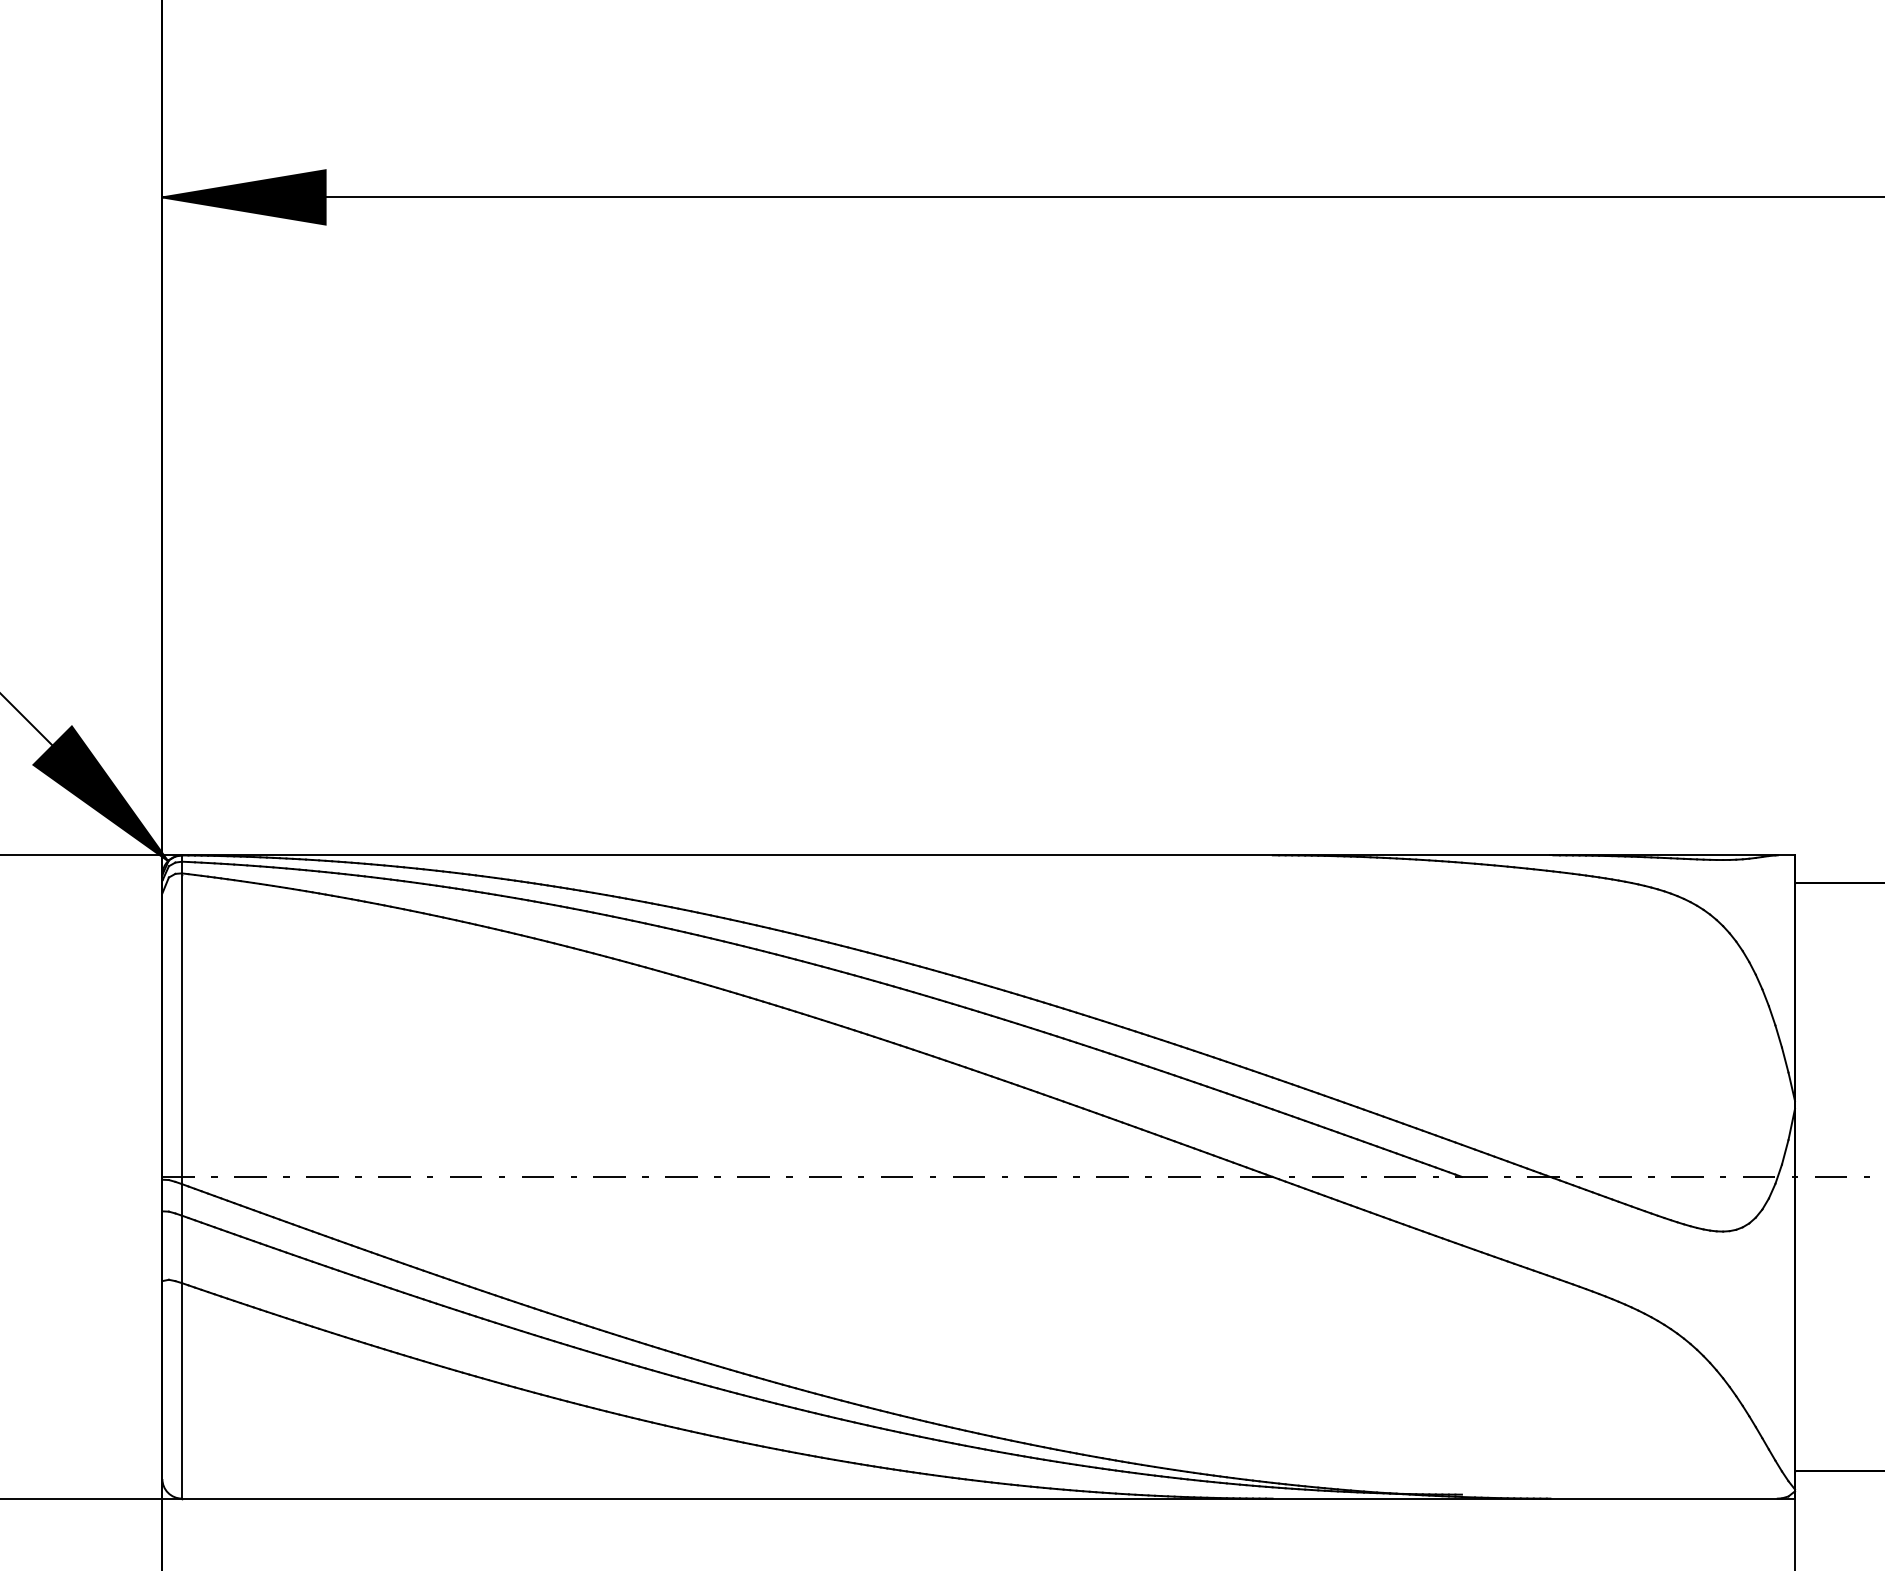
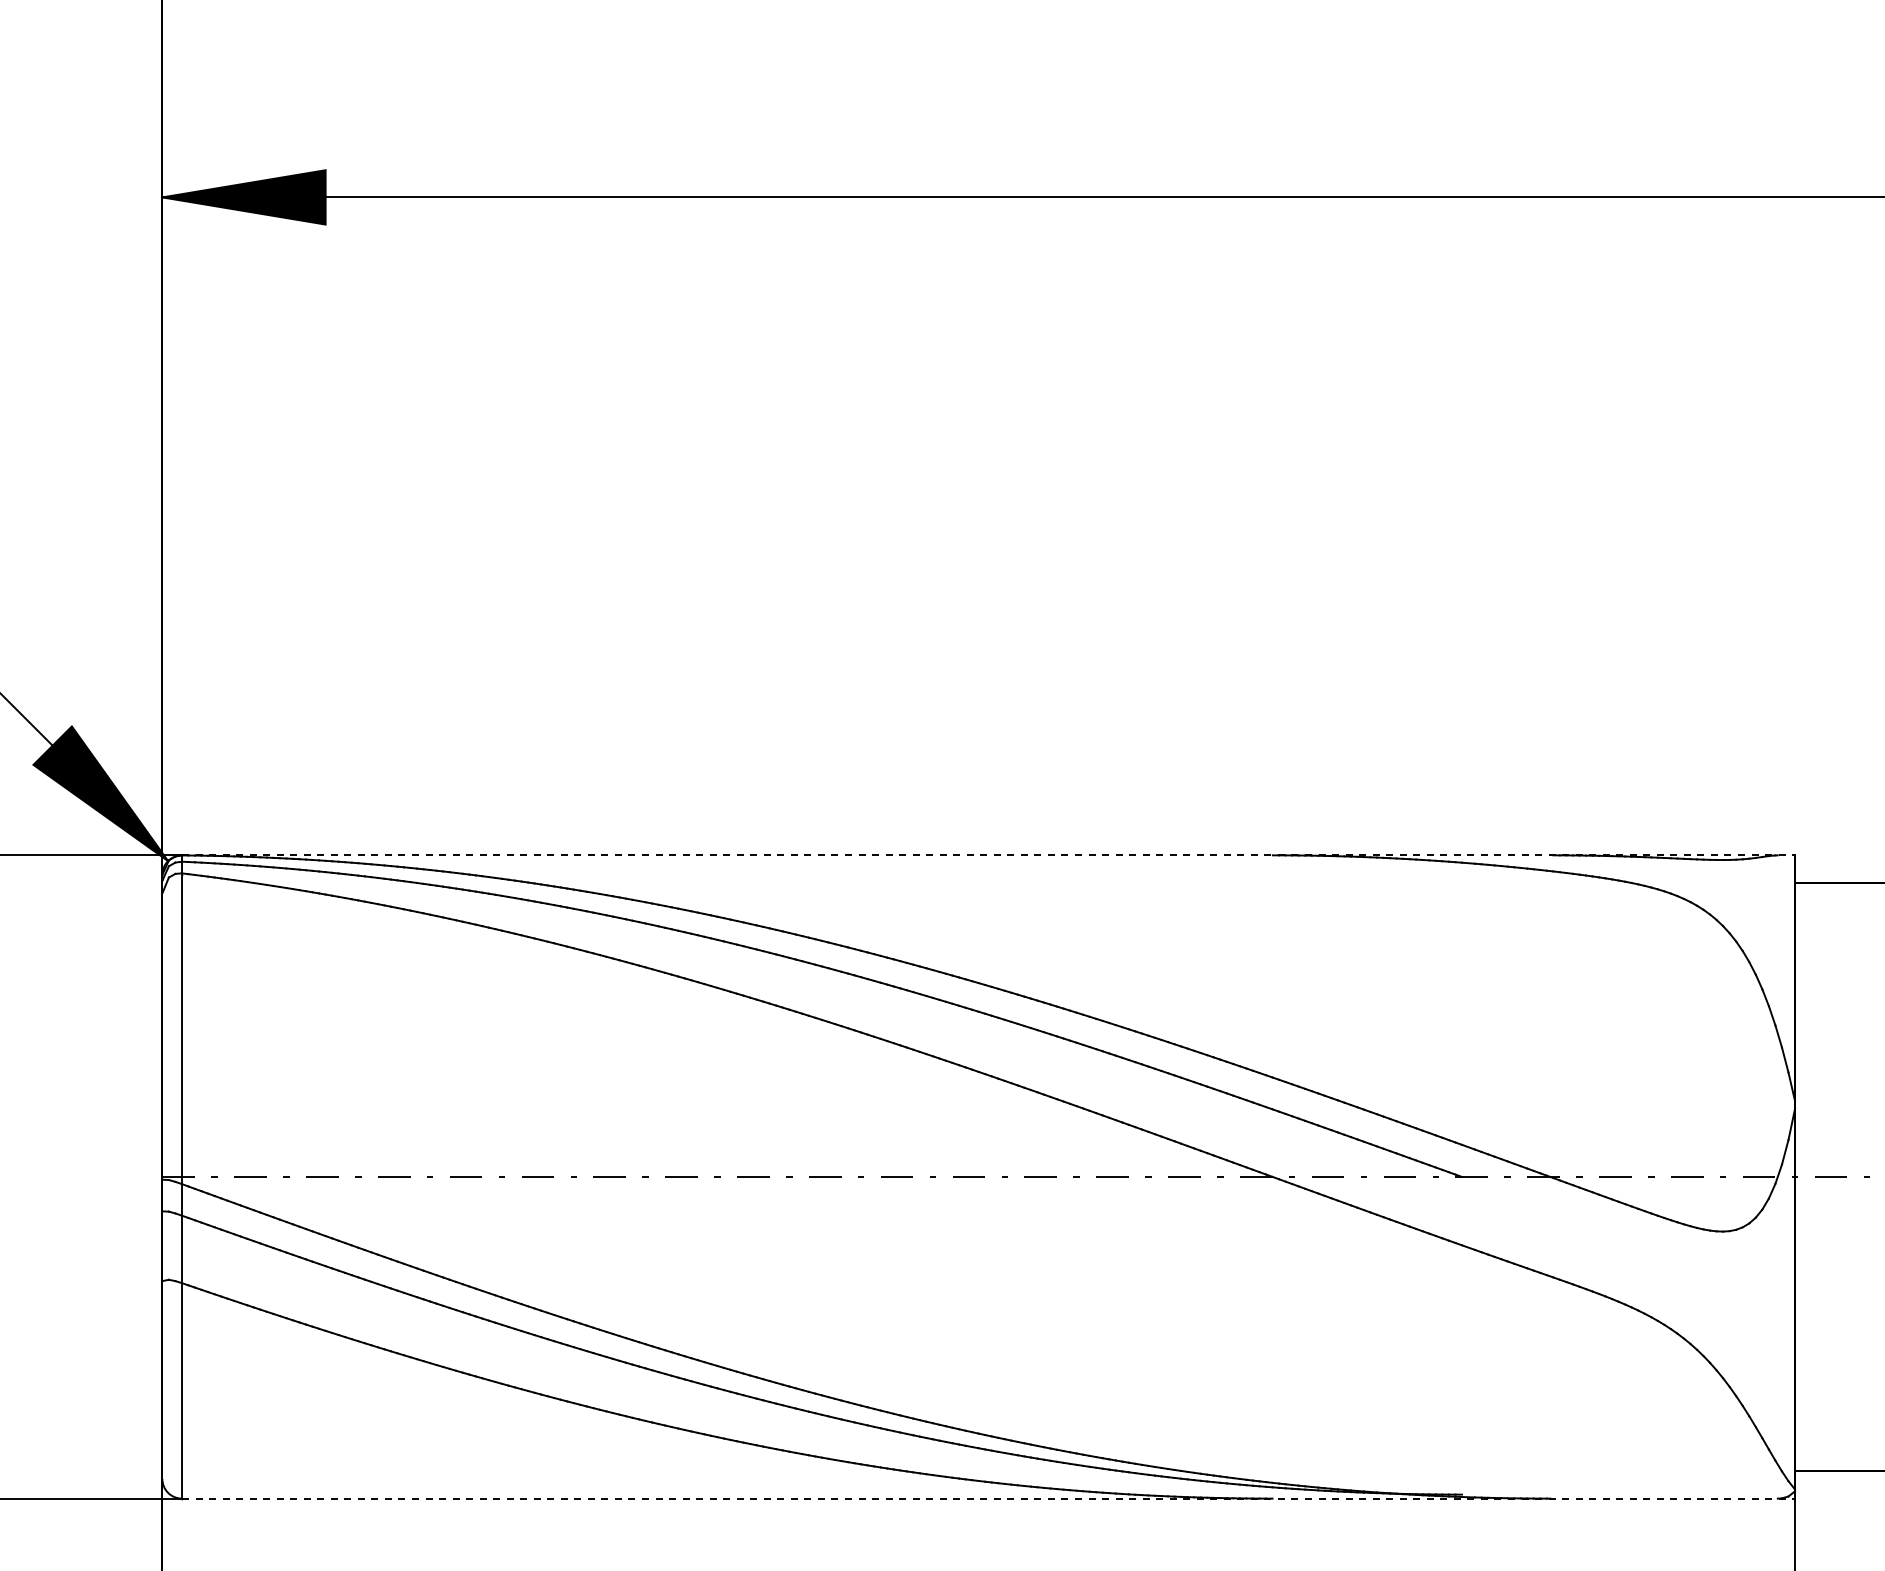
line: solid -> dashed (988, 855)
line: solid -> dashed (988, 1498)
